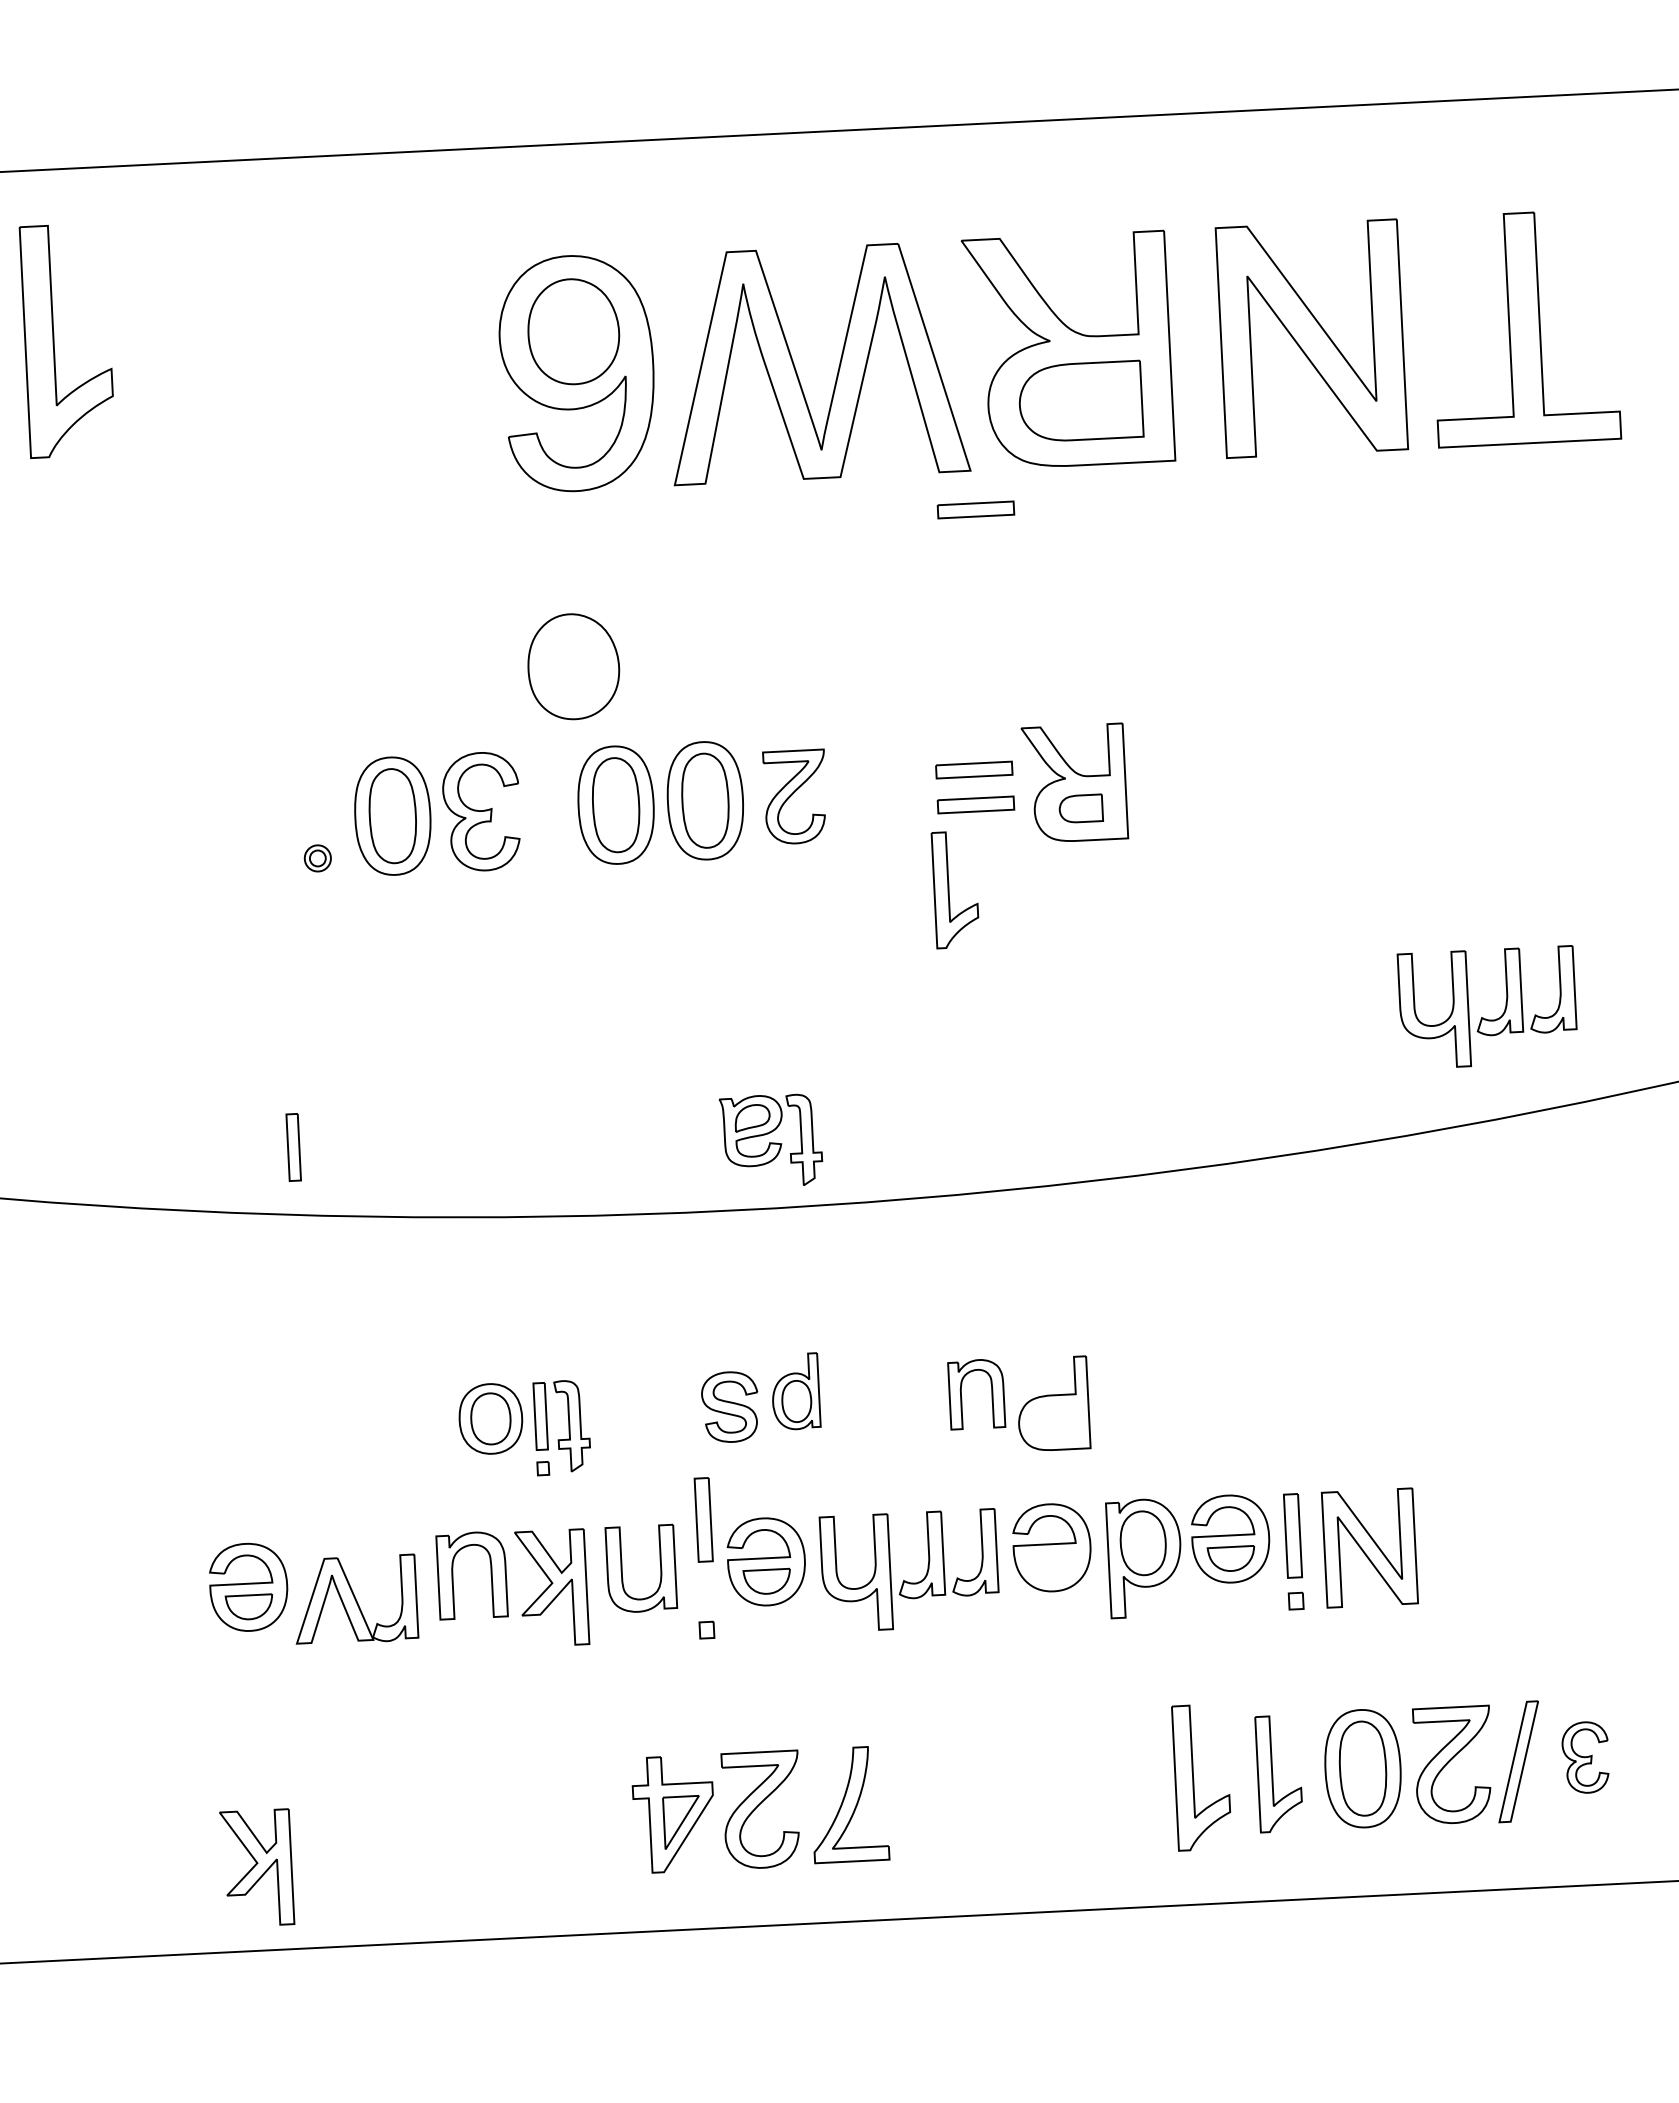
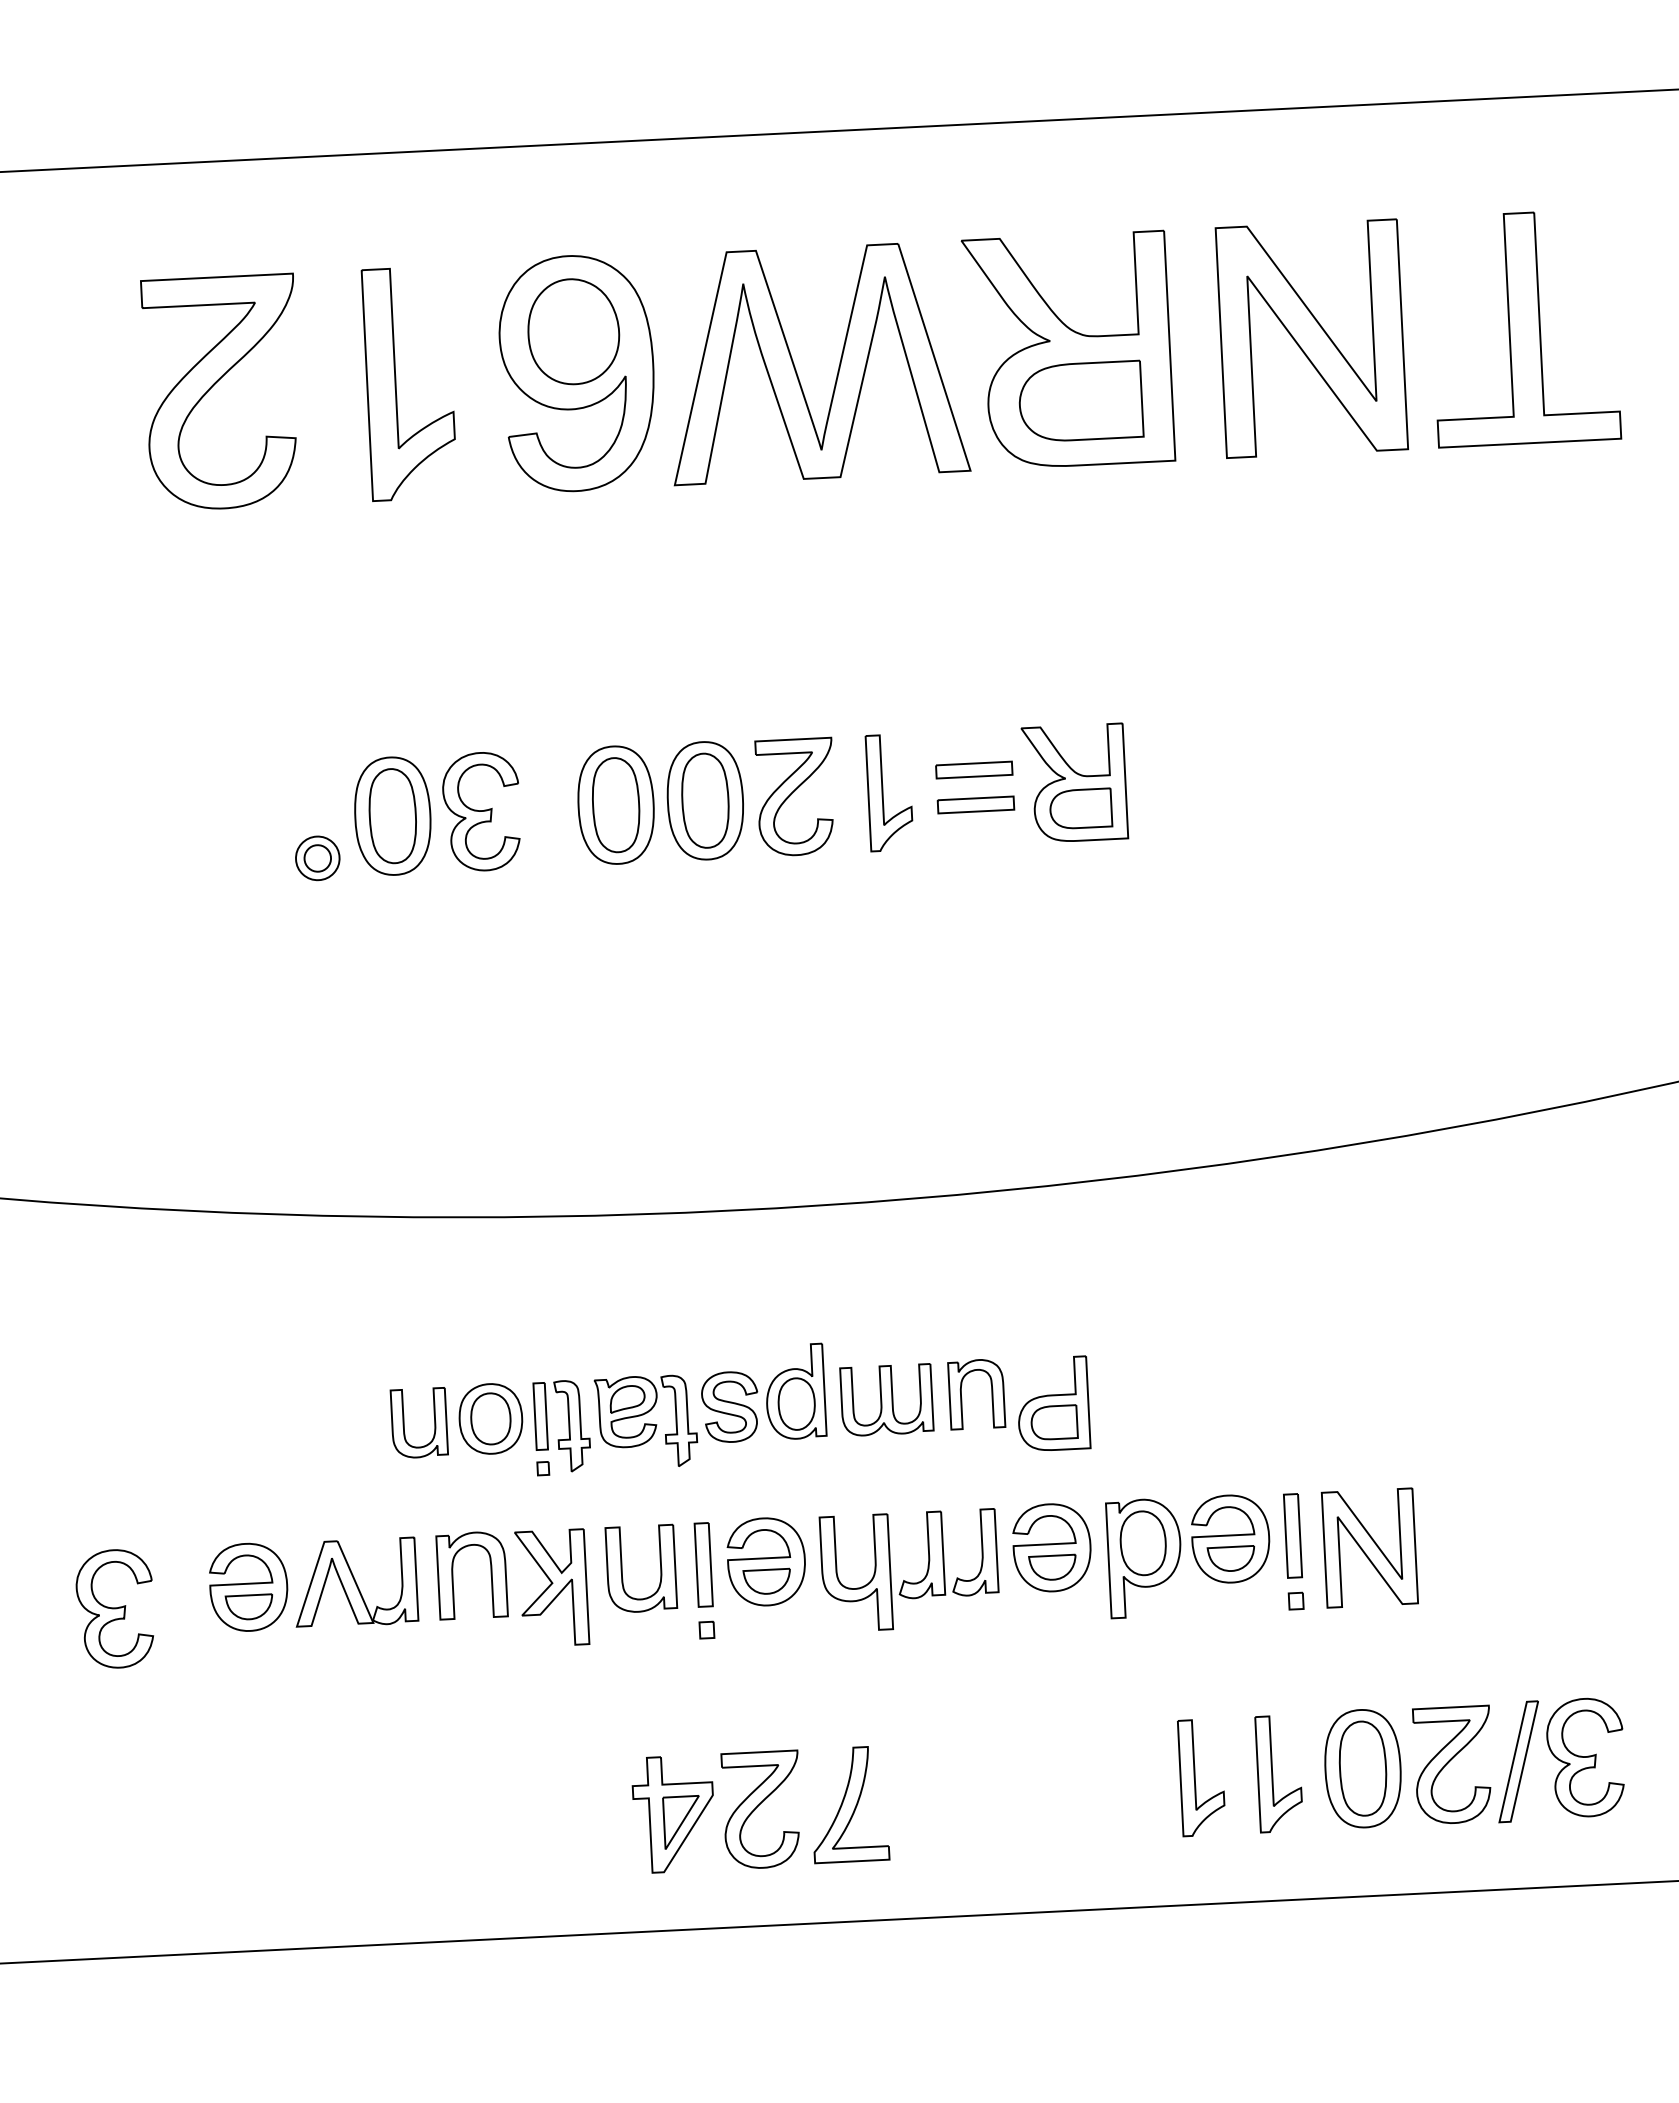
part position: (54, 341) -> (396, 384) (396, 384)
part: none -> present (214, 385)
part: present -> none (975, 509)
part: present -> none (573, 666)
part size: 64x97 px -> 80x121 px (793, 796)
part size: 47x31 px -> 65x43 px (1081, 808)
part size: 29x29 px -> 46x47 px (317, 858)
part position: (954, 890) -> (888, 793) (888, 793)
part: present -> none (1483, 1017)
part position: (770, 1139) -> (645, 1420) (645, 1420)
part: present -> none (293, 1147)
part size: 50x79 px -> 62x98 px (796, 1390)
part: none -> present (886, 1399)
part: none -> present (404, 1422)
part: none -> present (1054, 1422)
part position: (703, 1519) -> (703, 1564) (703, 1564)
part: none -> present (1052, 1566)
part position: (357, 1598) -> (357, 1581) (357, 1581)
part: none -> present (114, 1608)
part size: 49x73 px -> 79x121 px (1585, 1757)
part size: 60x148 px -> 49x119 px (1201, 1778)
part: present -> none (257, 1866)
